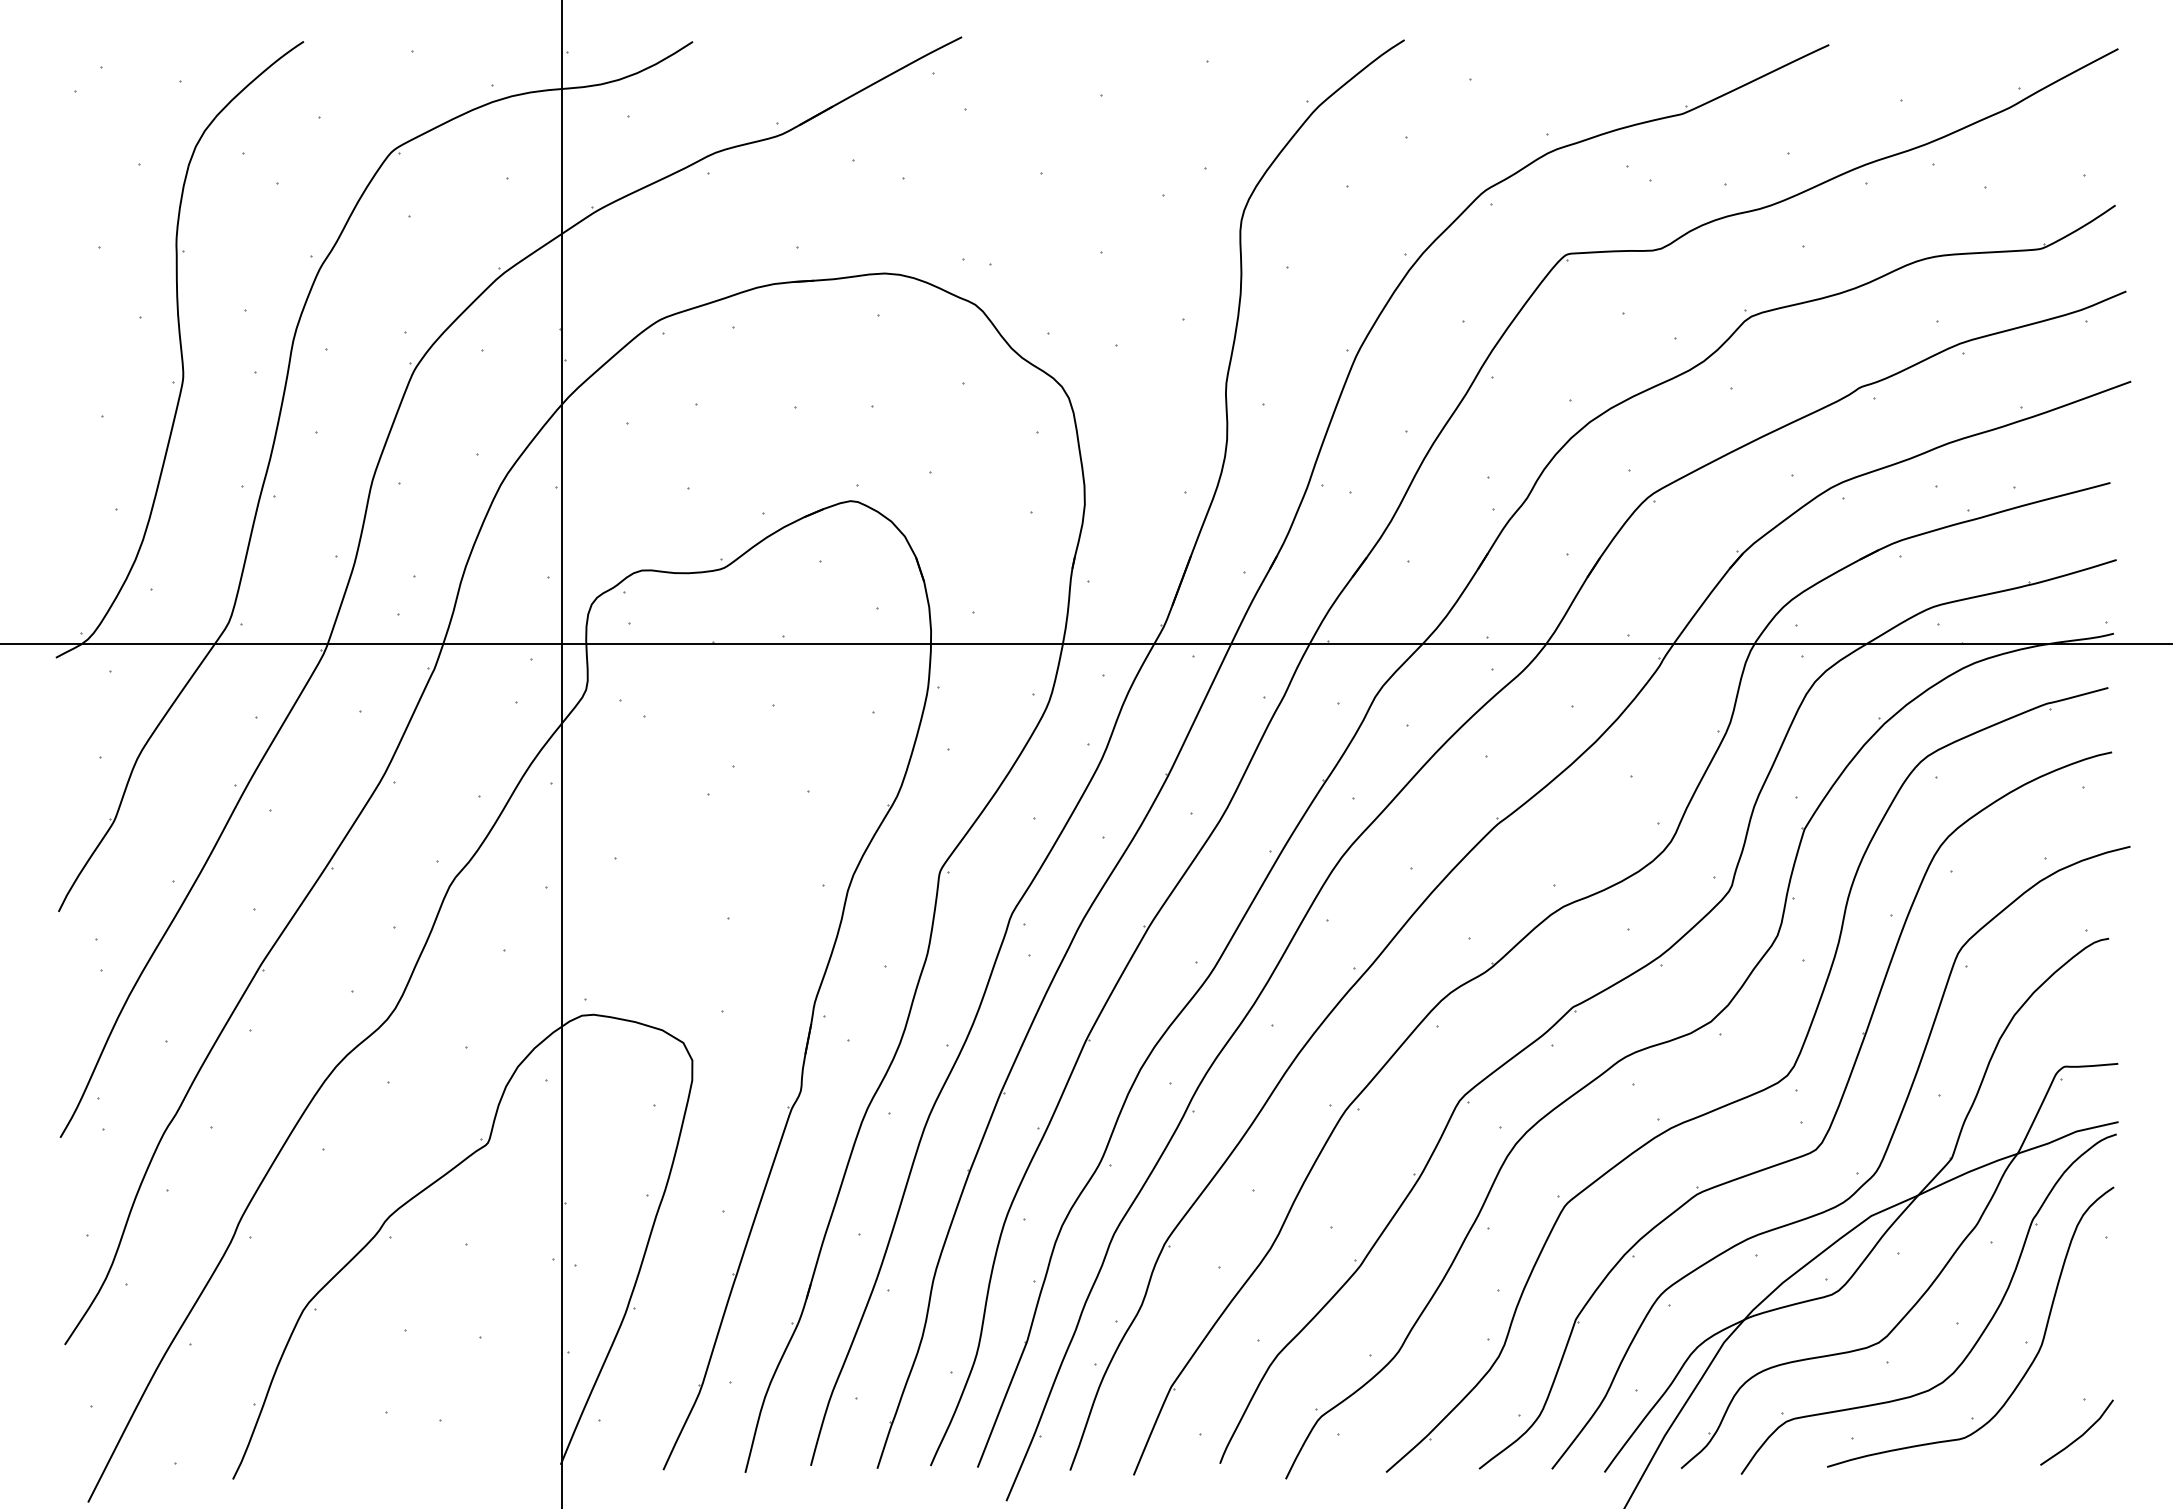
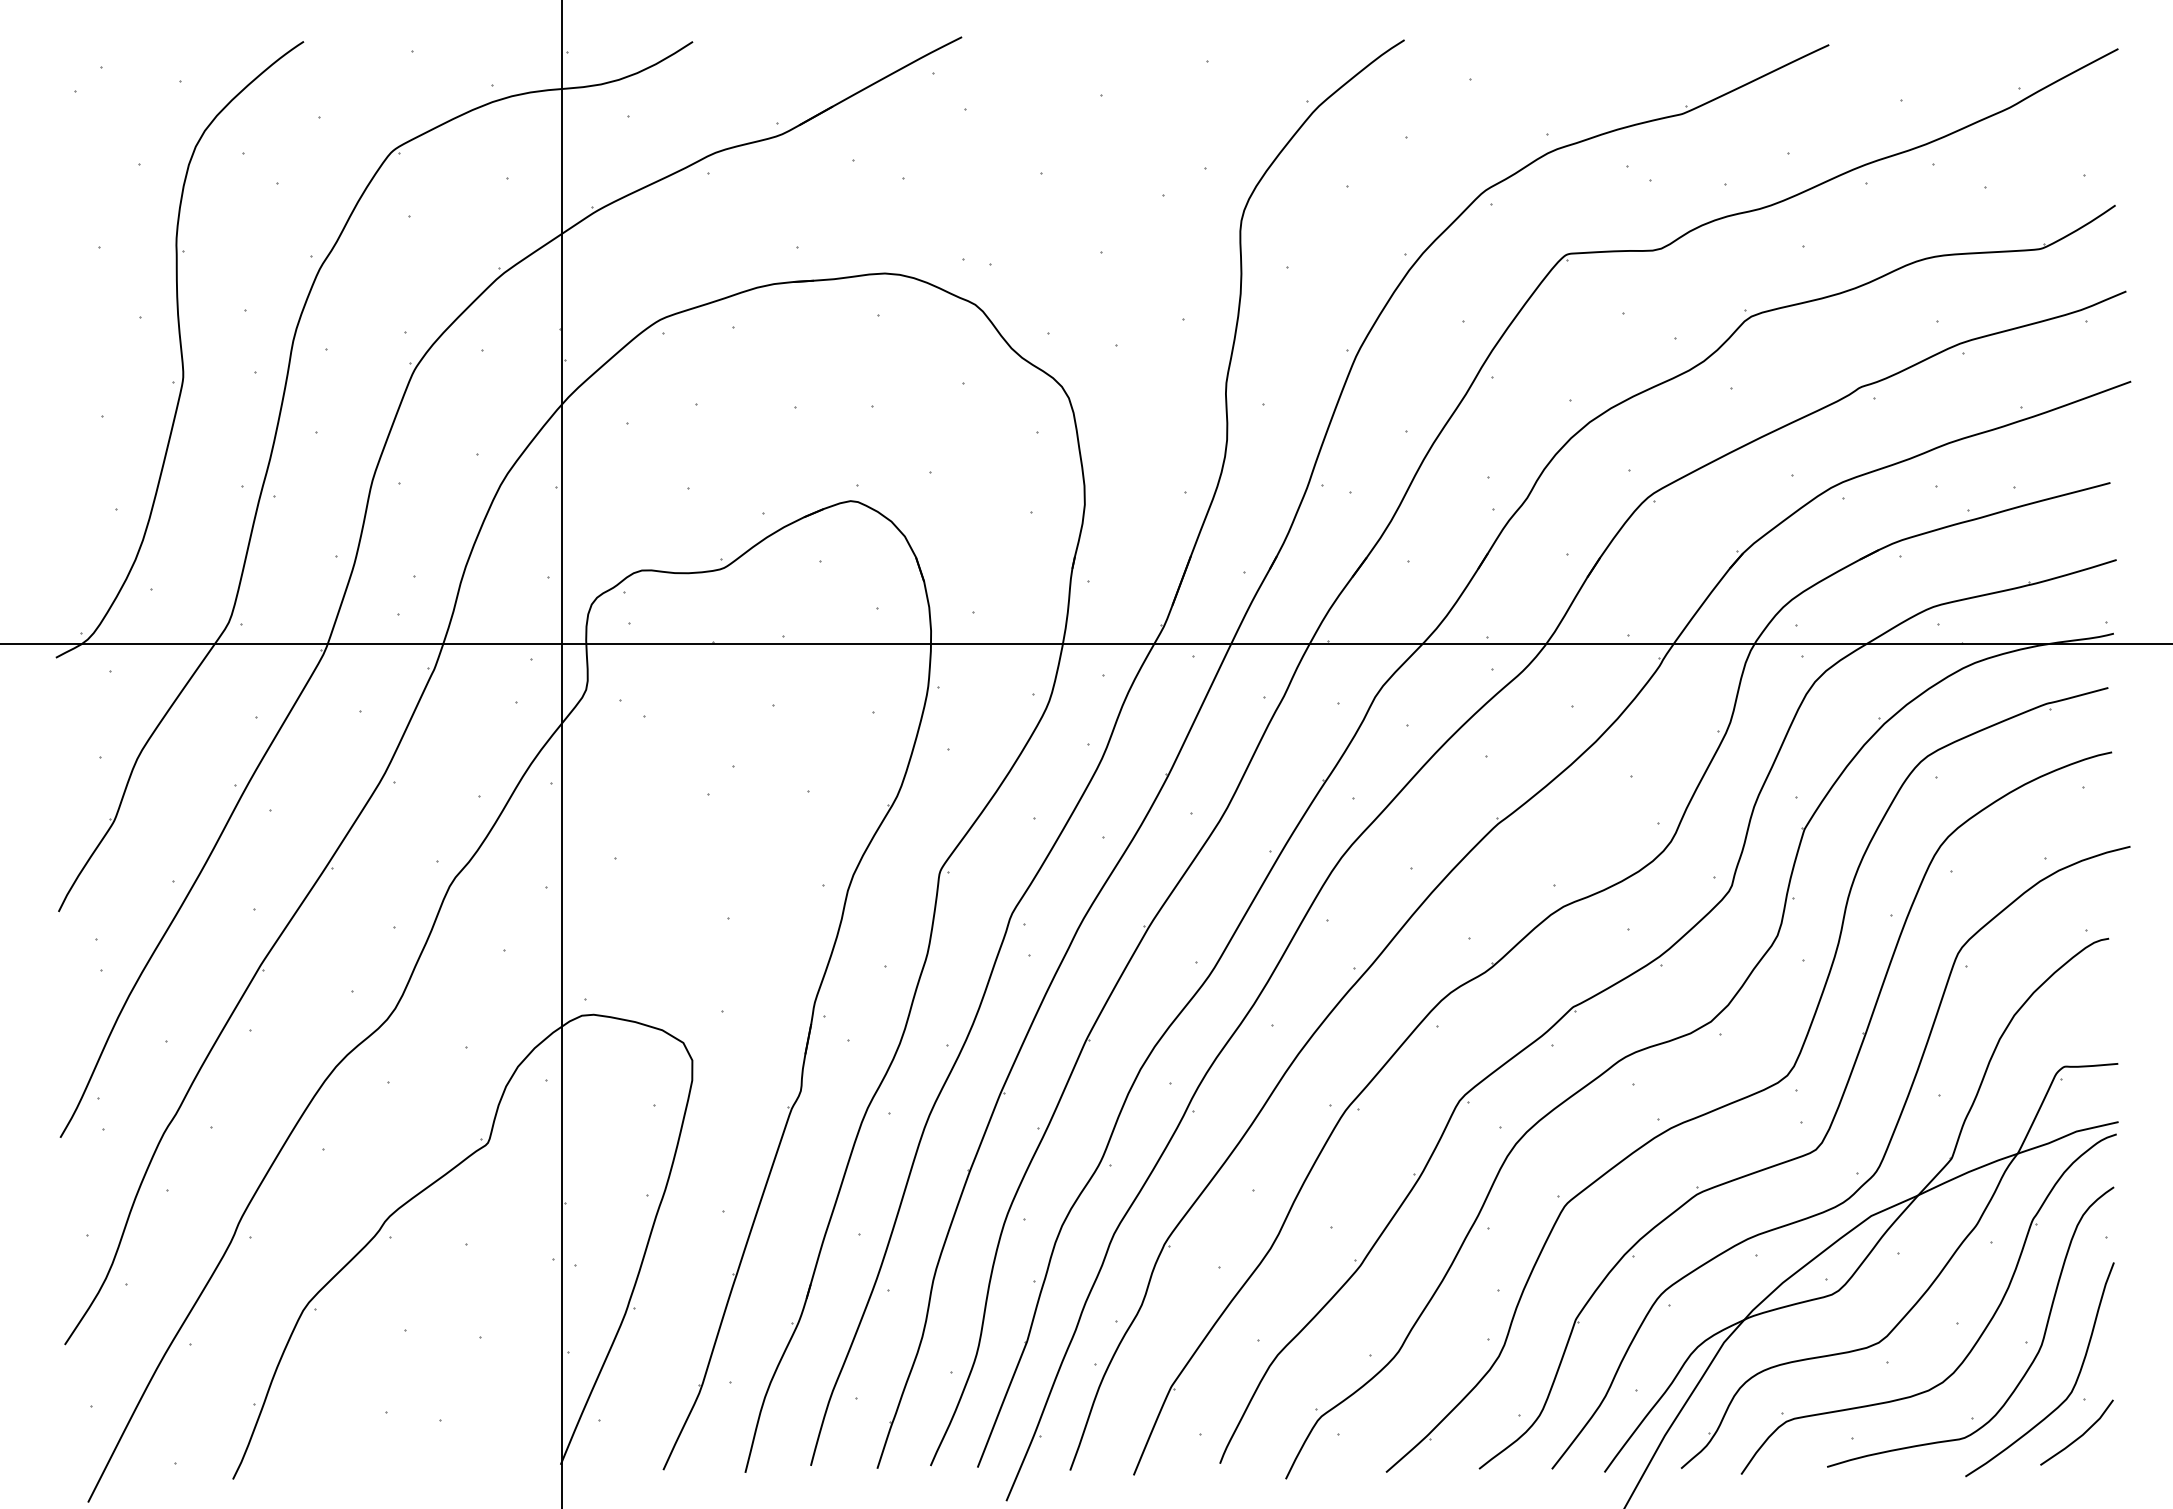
curve: none -> present (2073, 1385)
